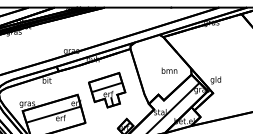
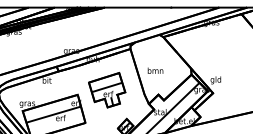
text position: (169, 70) -> (155, 70) (155, 70)
